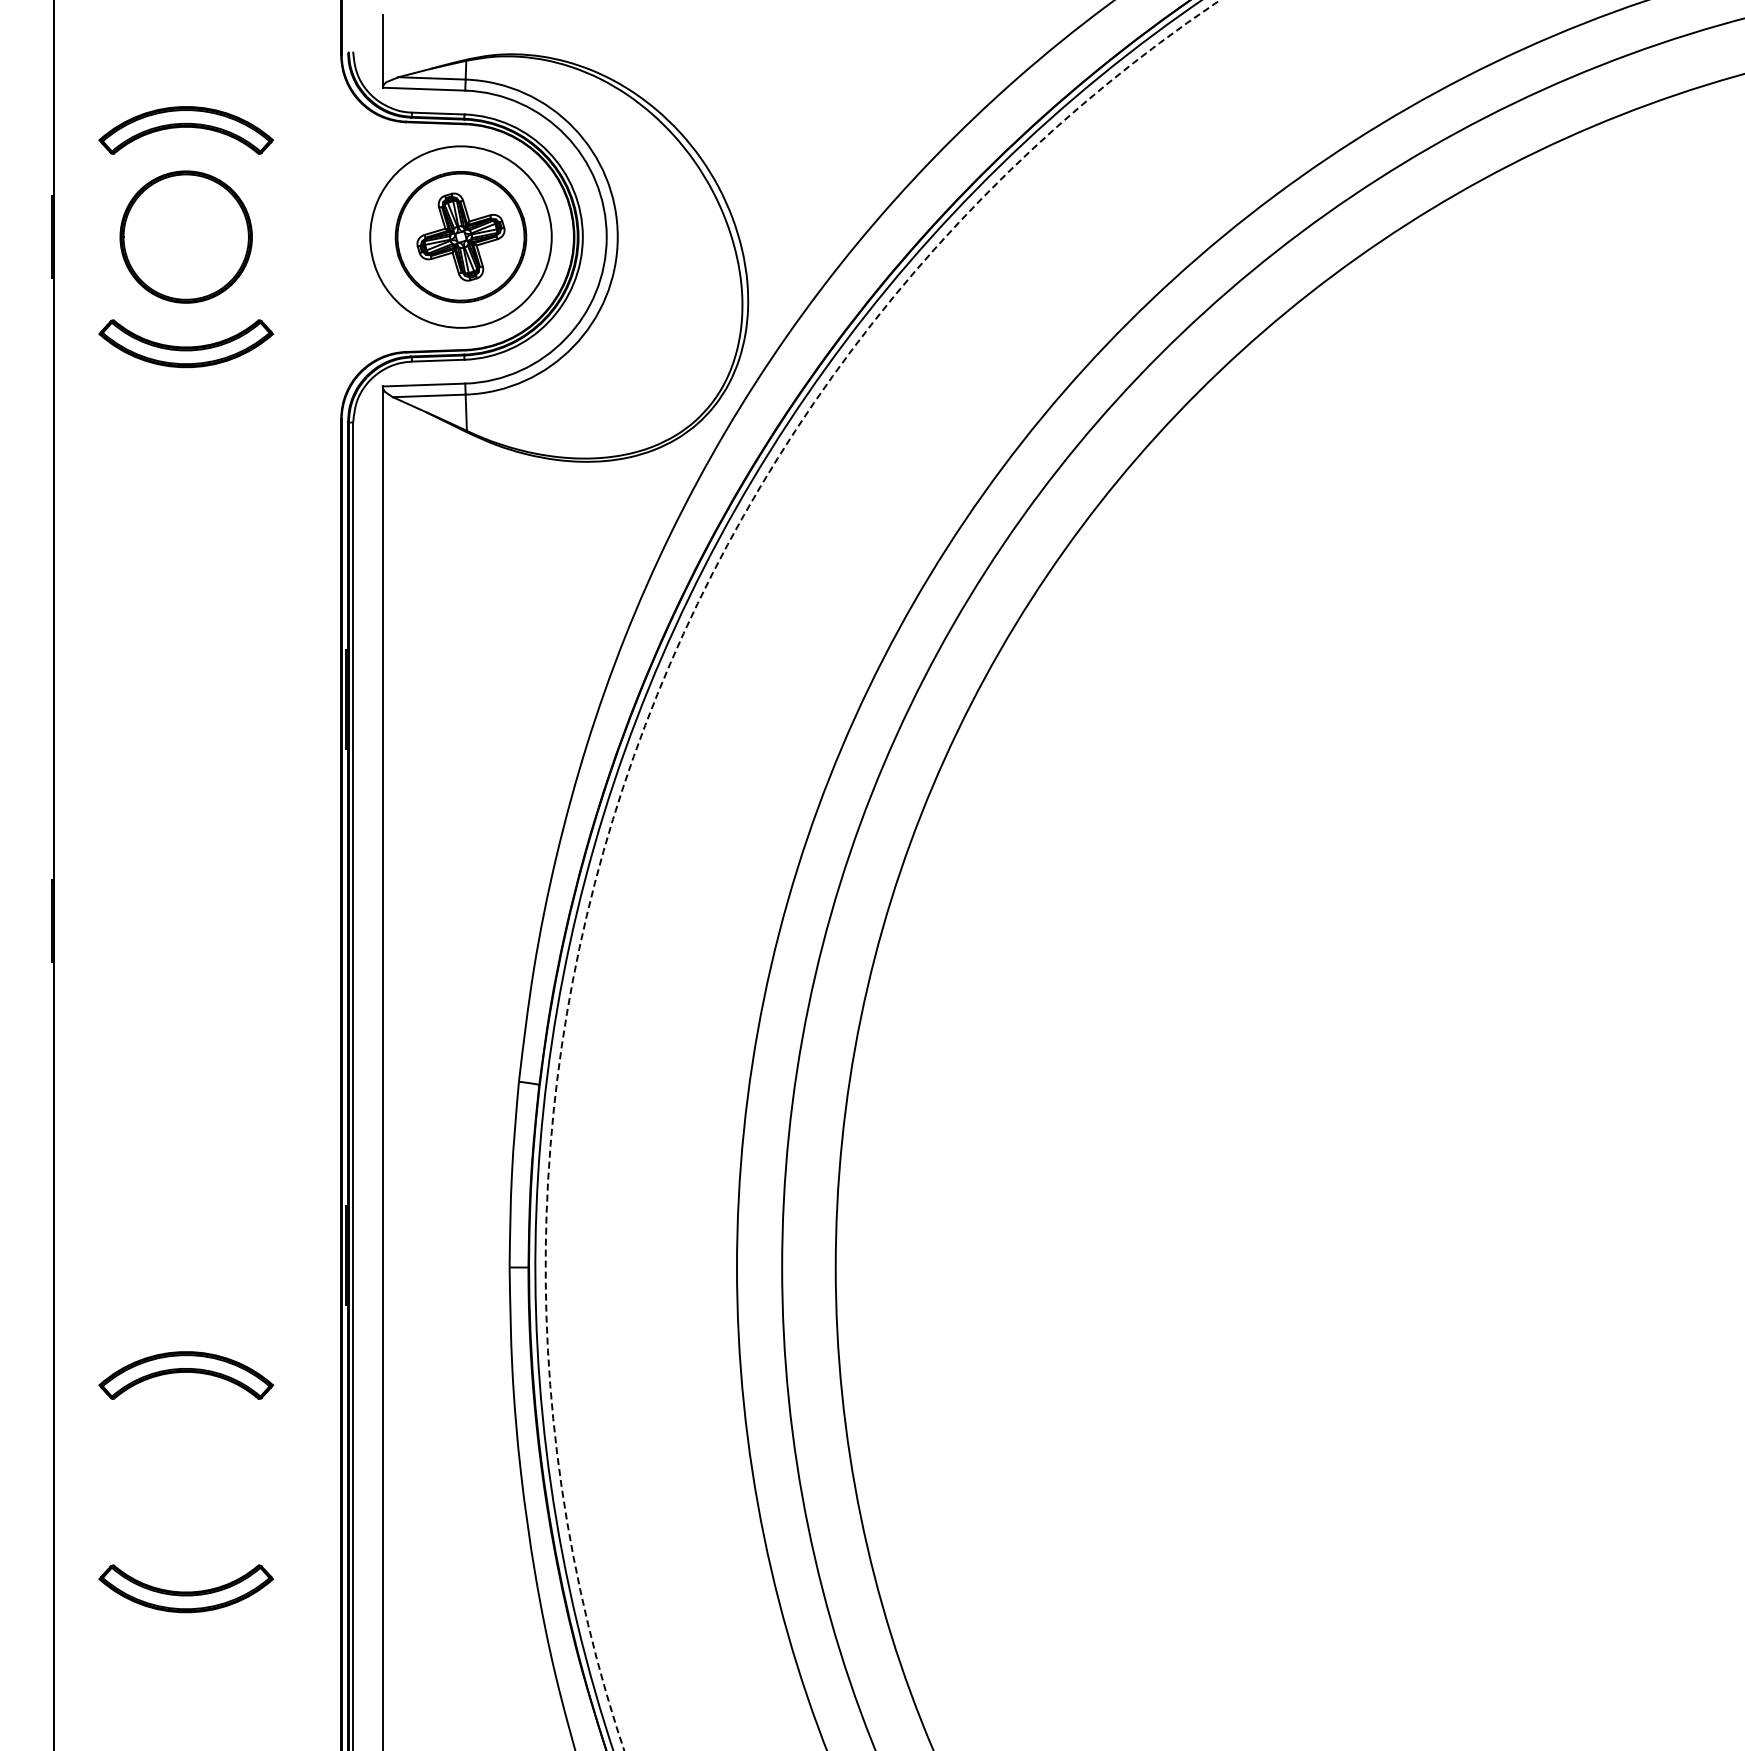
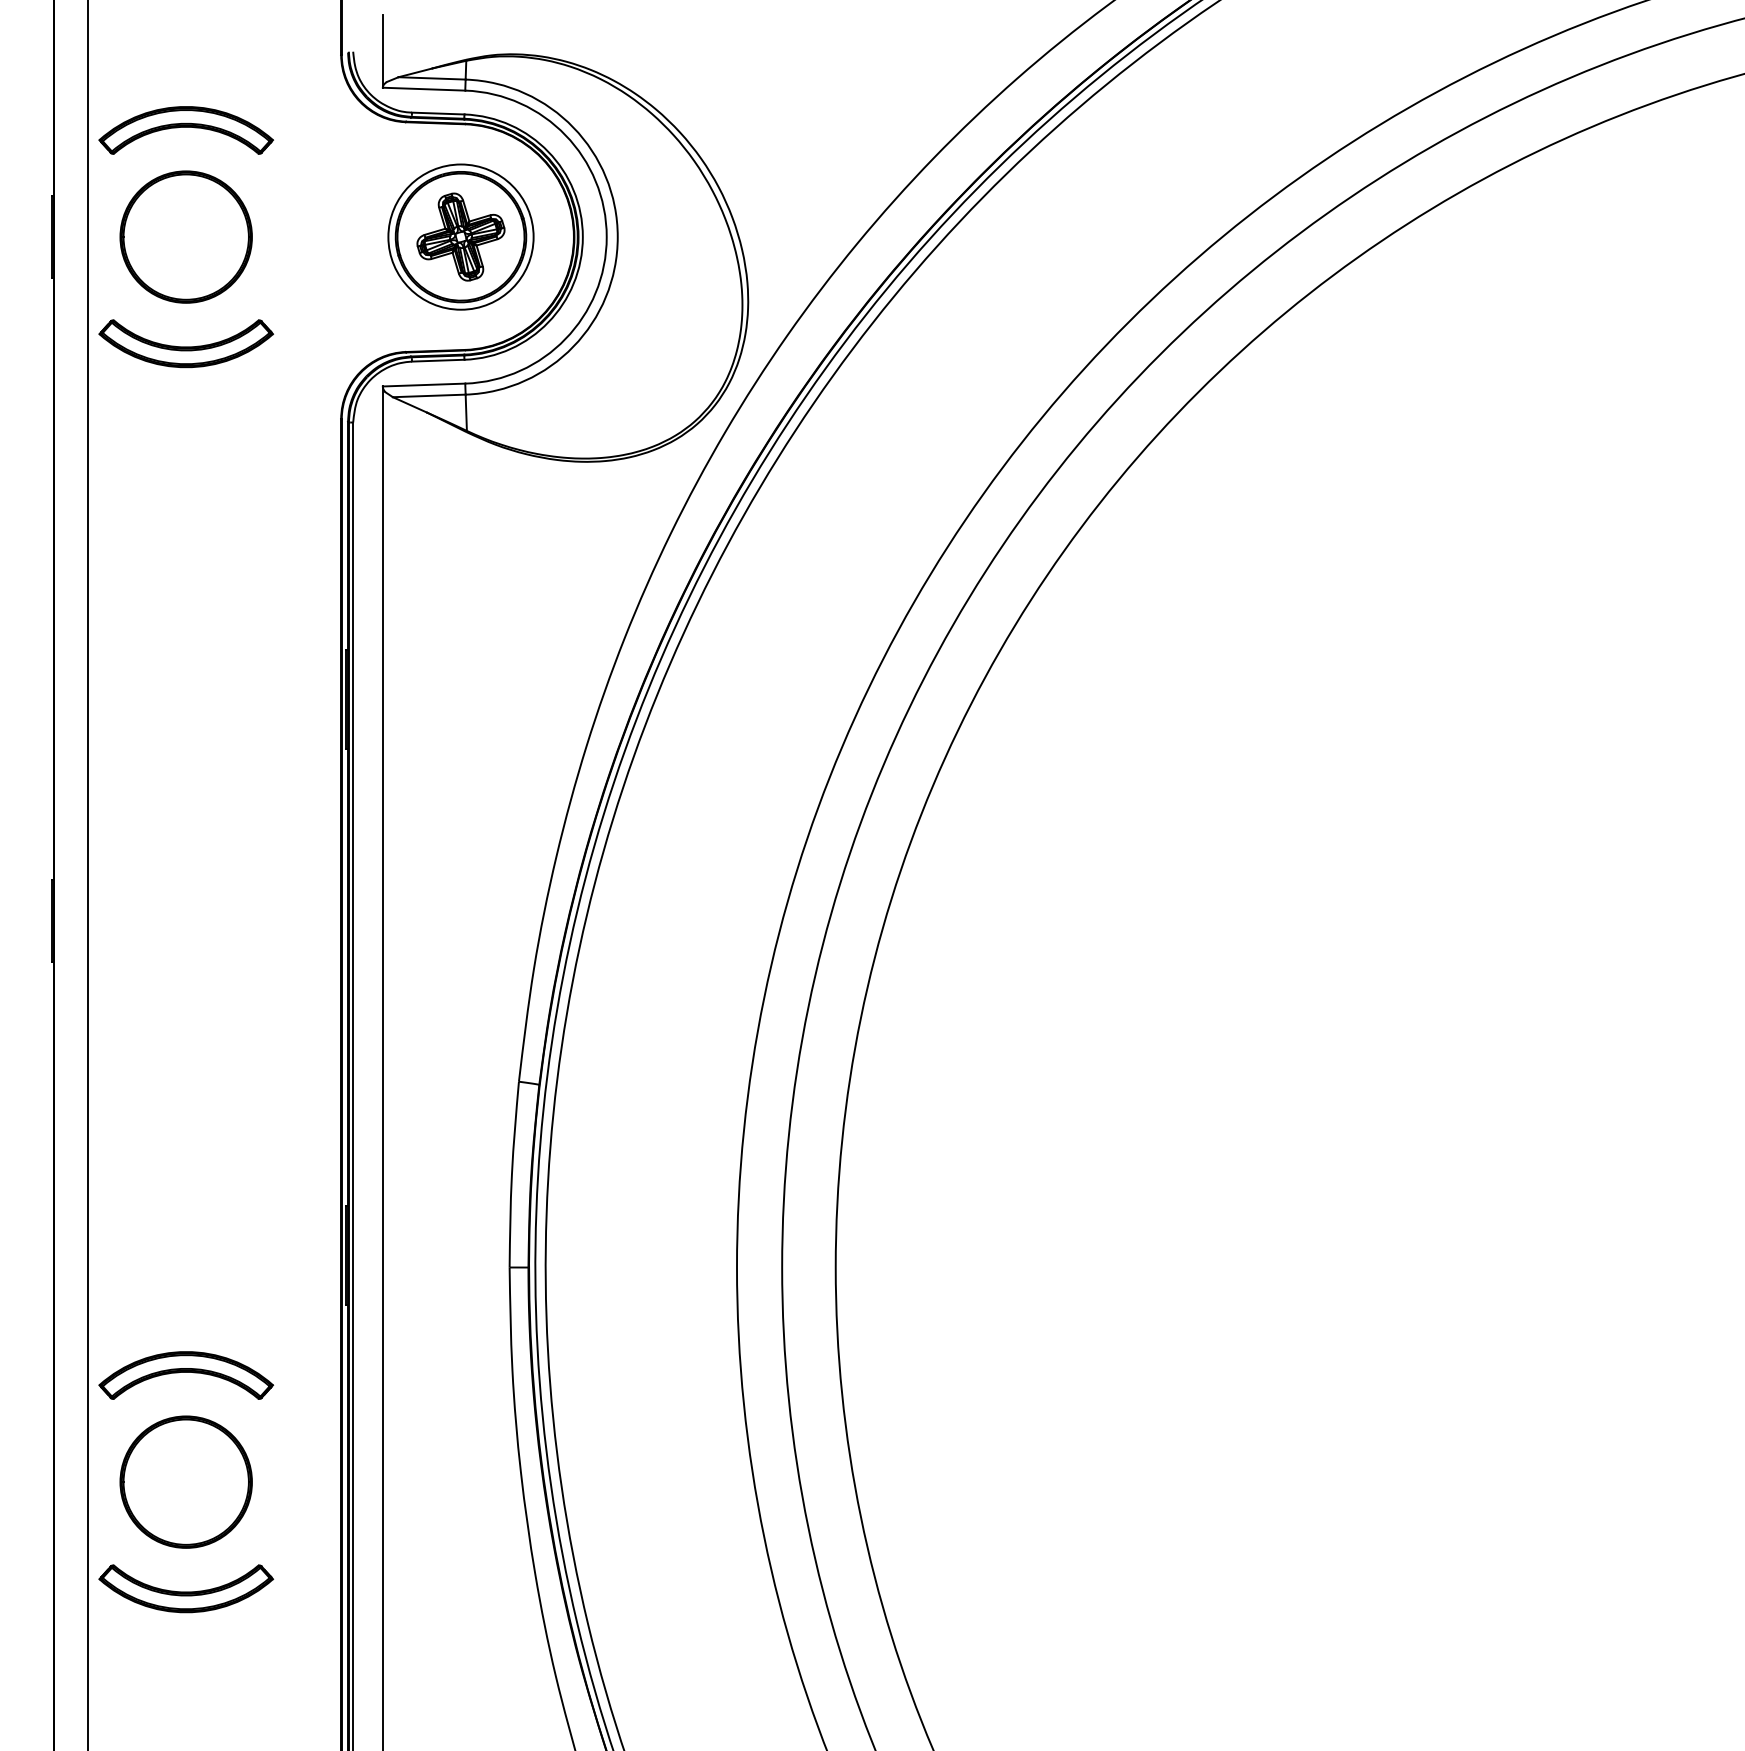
circle diameter: 182 px -> 145 px (460, 236)
arc: dashed -> solid (628, 772)
line: none -> present (88, 874)
part: none -> present (185, 1481)
